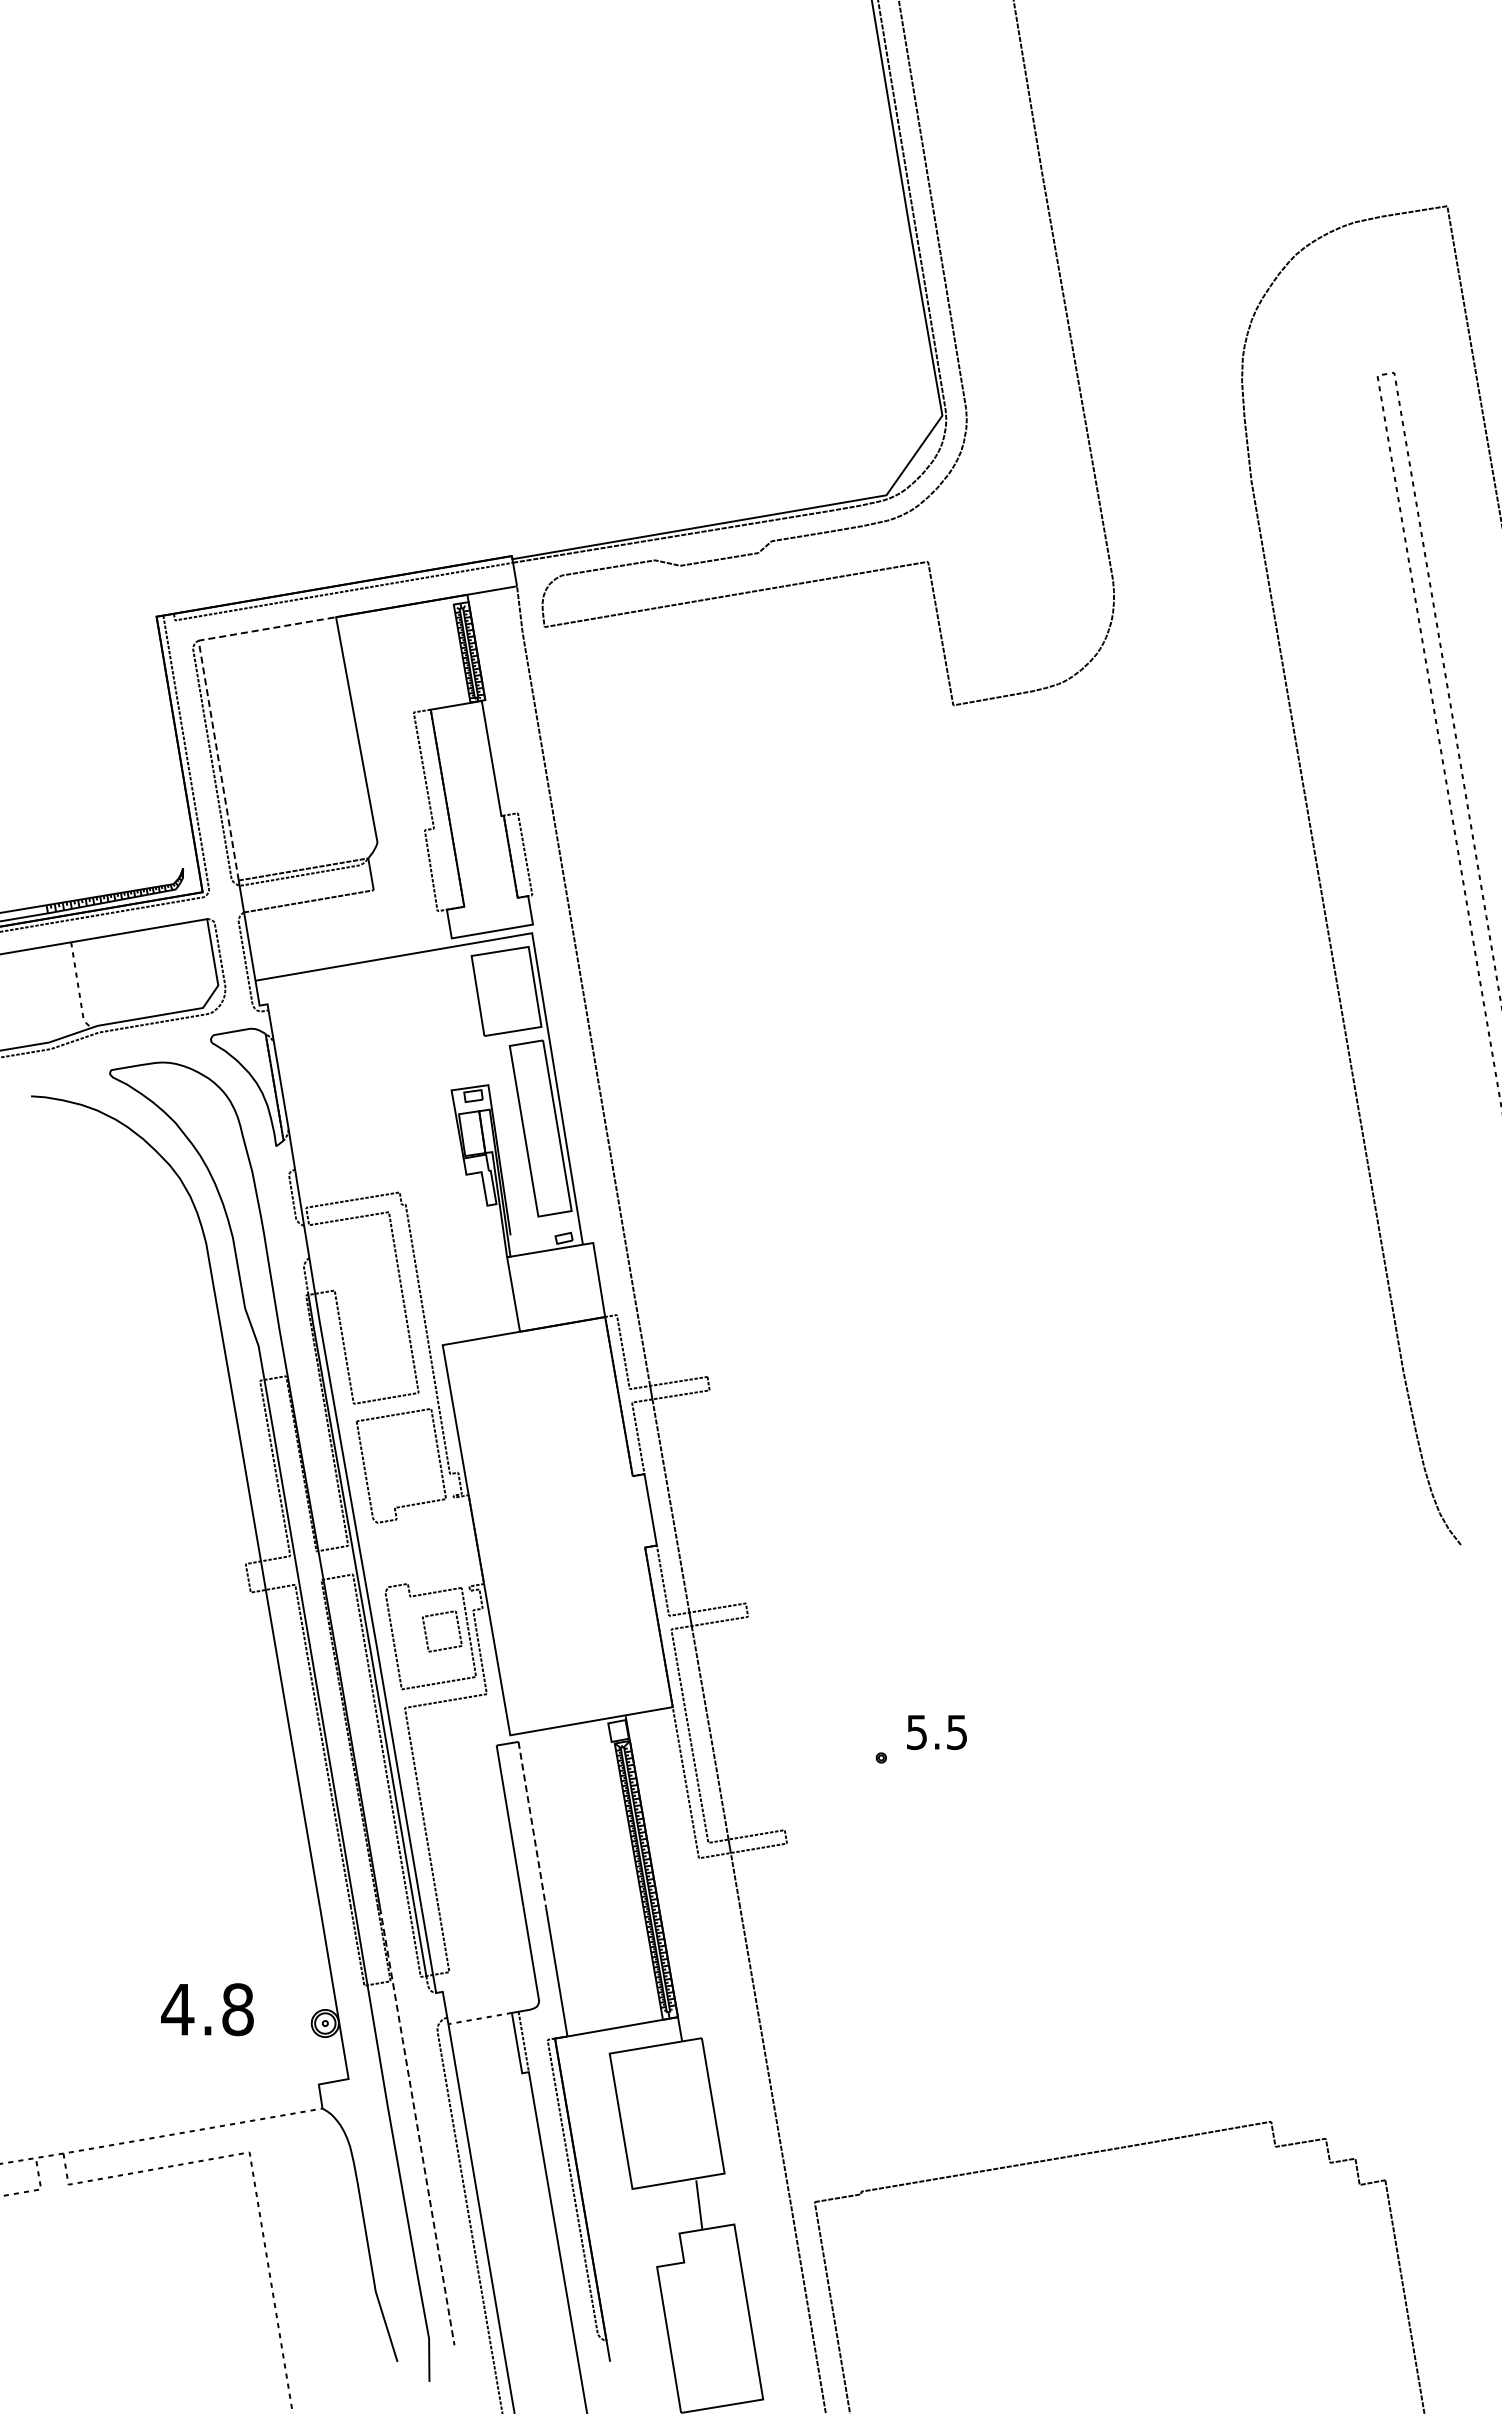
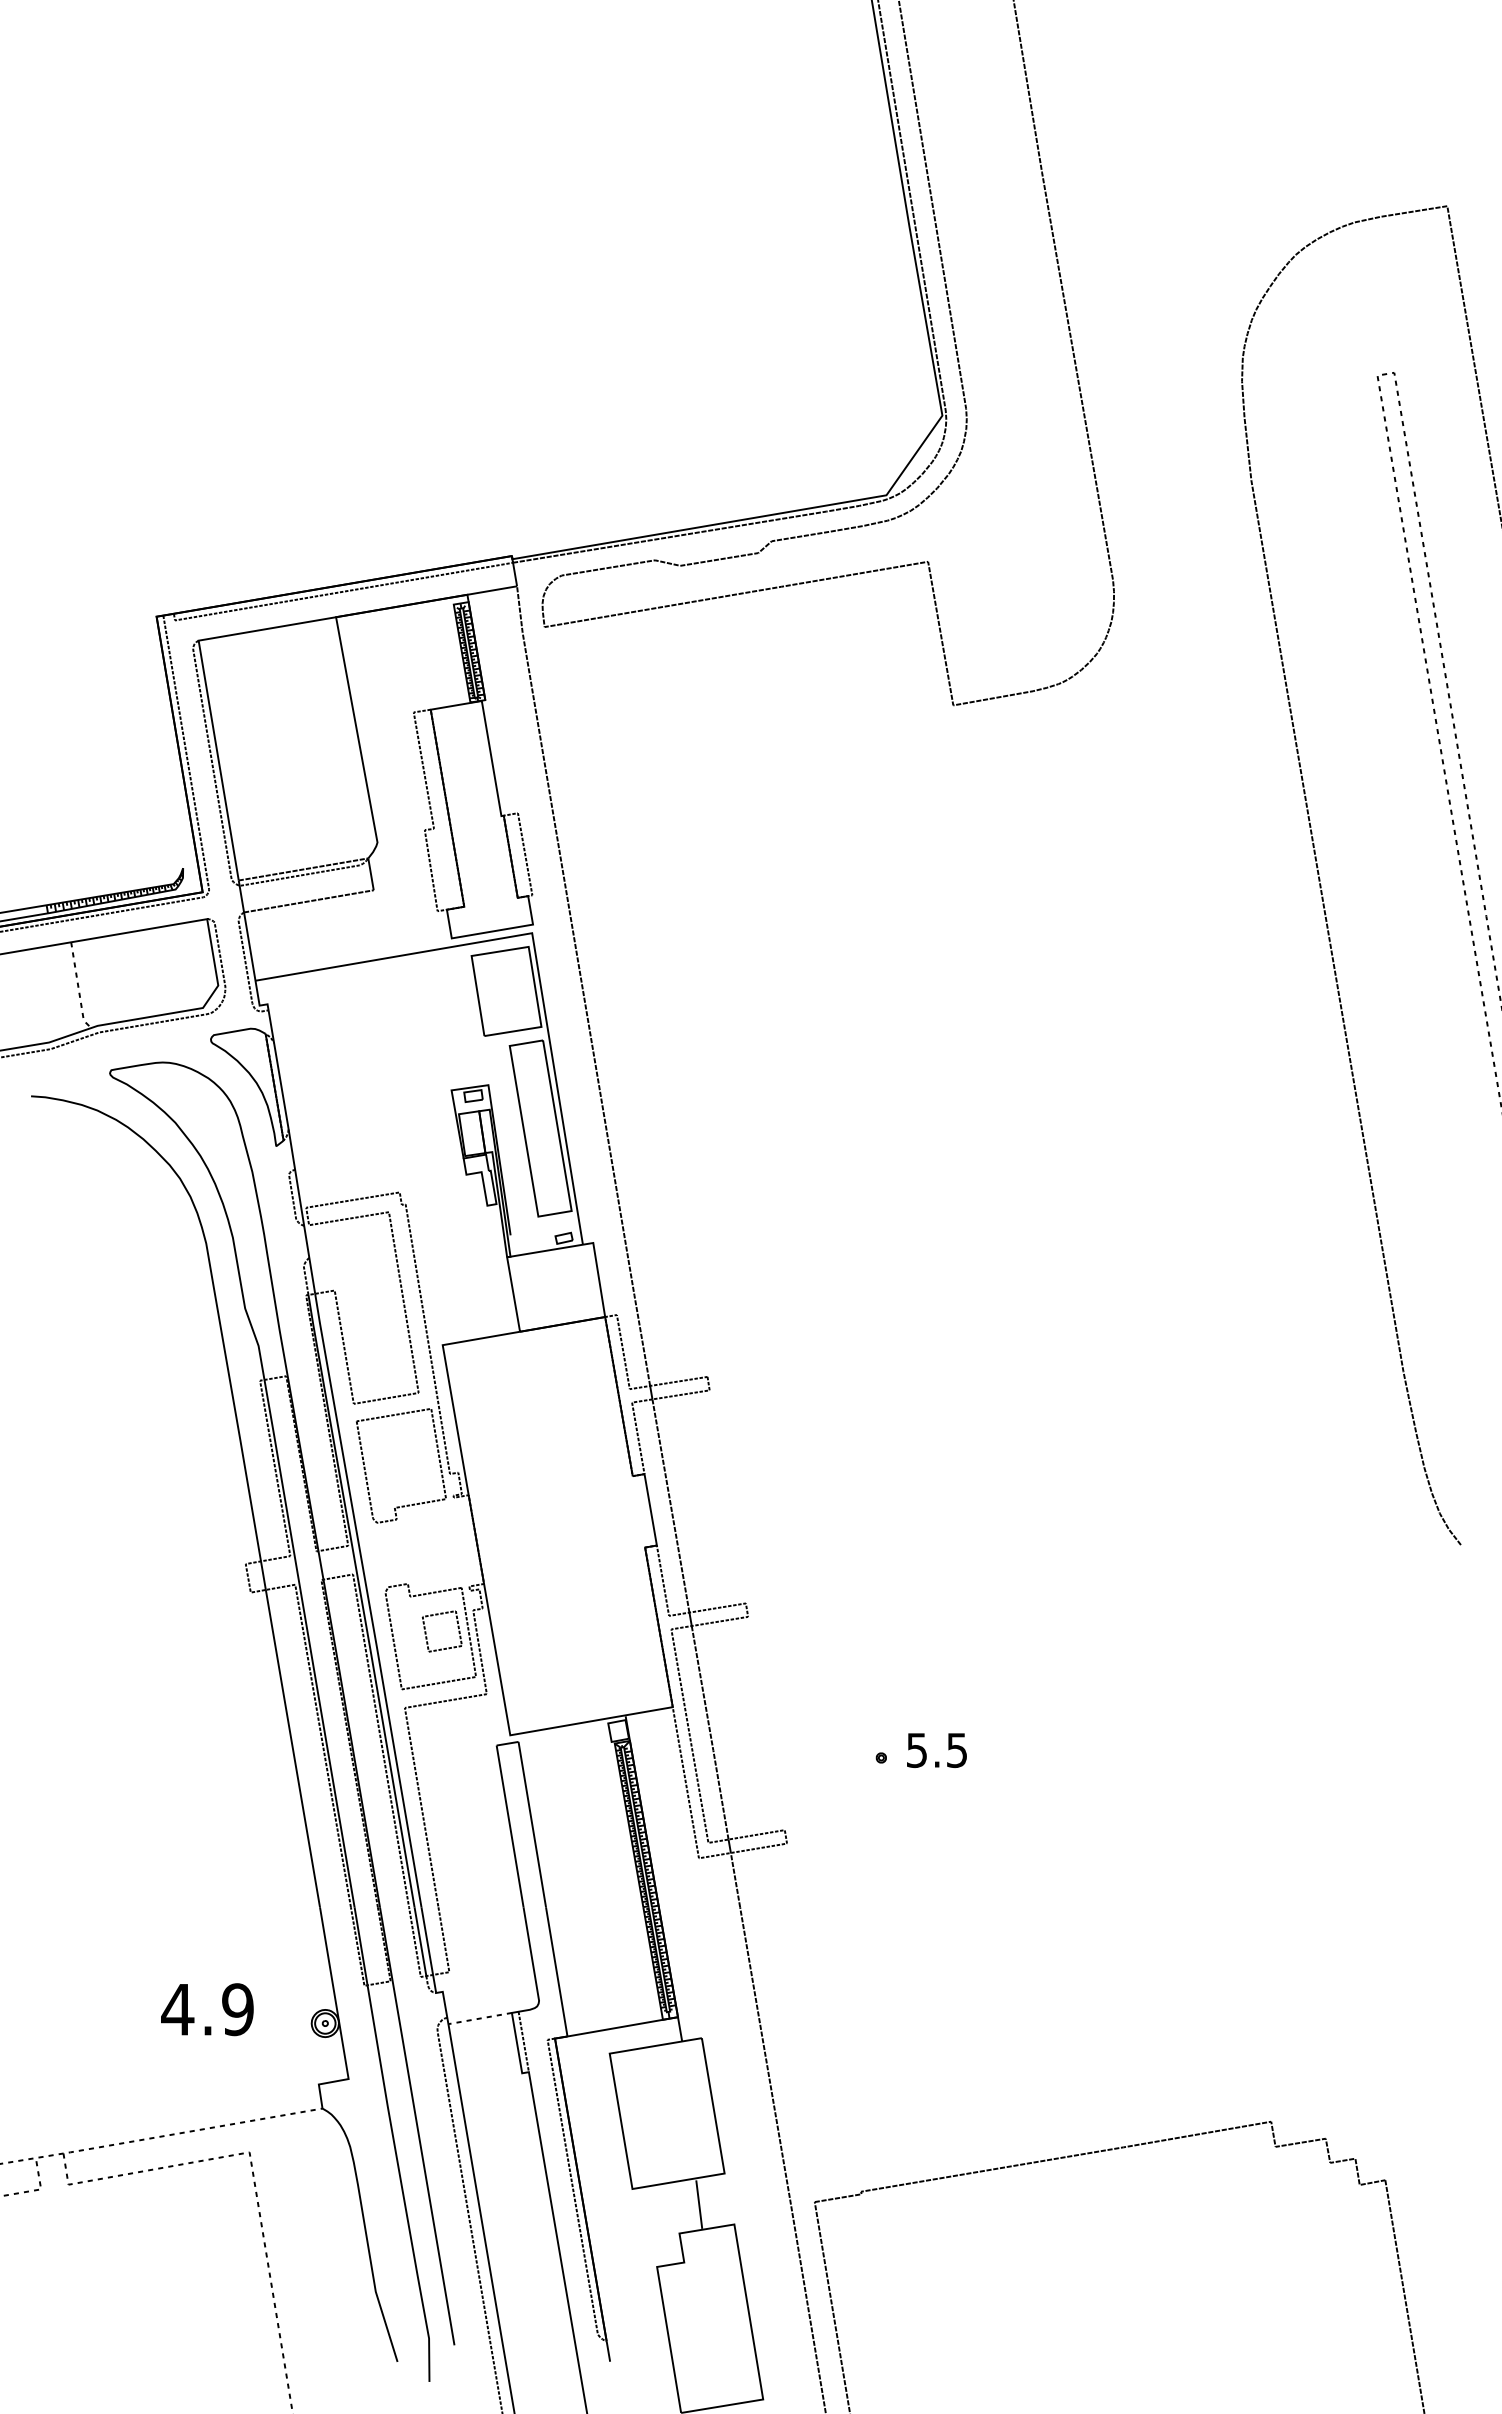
line: dashed -> solid (207, 690)
text position: (936, 1732) -> (936, 1750) (936, 1750)
line: dashed -> solid (532, 1824)
text: 4.8 -> 4.9 (237, 2009)
line: dashed -> solid (417, 2126)
